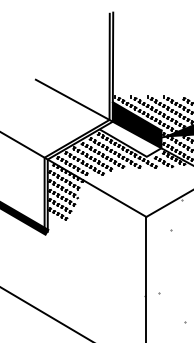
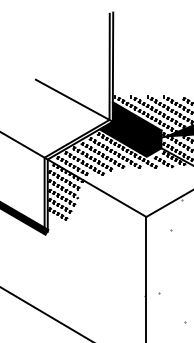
fill: none -> present (130, 138)
